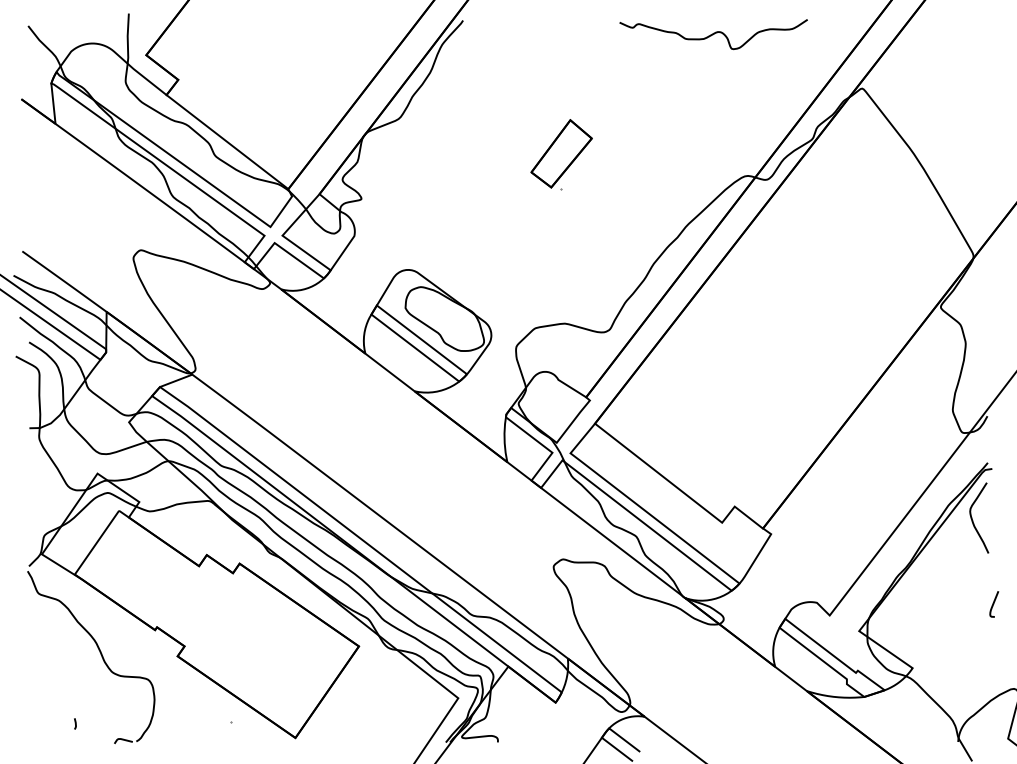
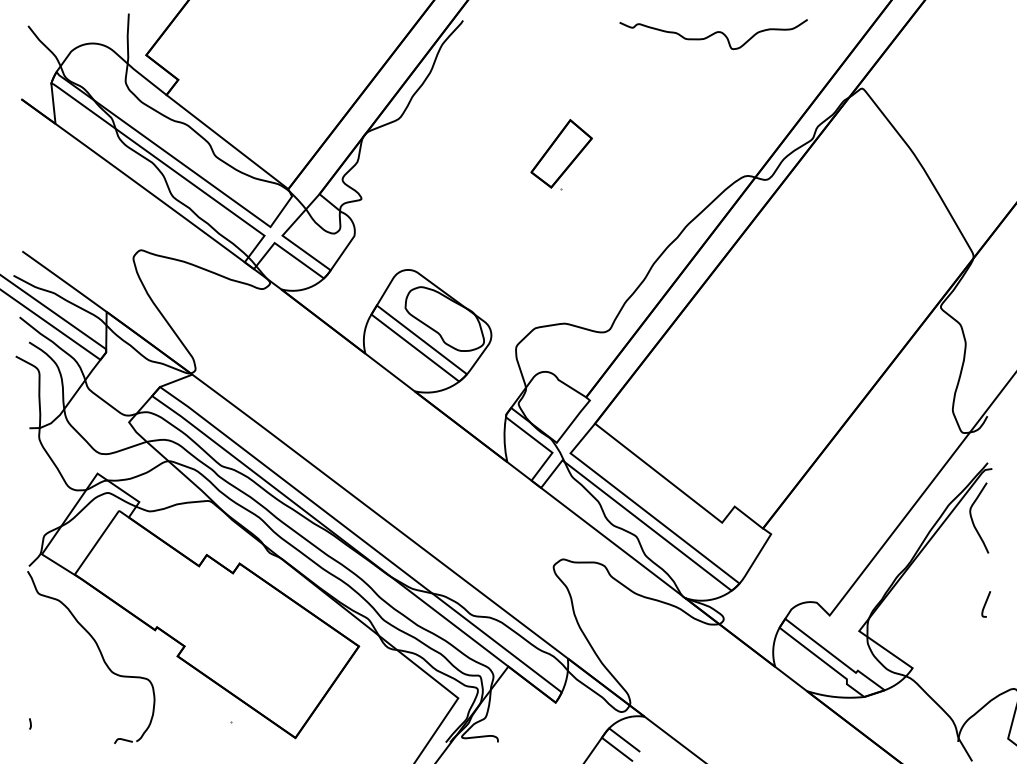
curve position: (994, 604) -> (986, 604) (986, 604)
line position: (75, 723) -> (30, 723) (30, 723)
